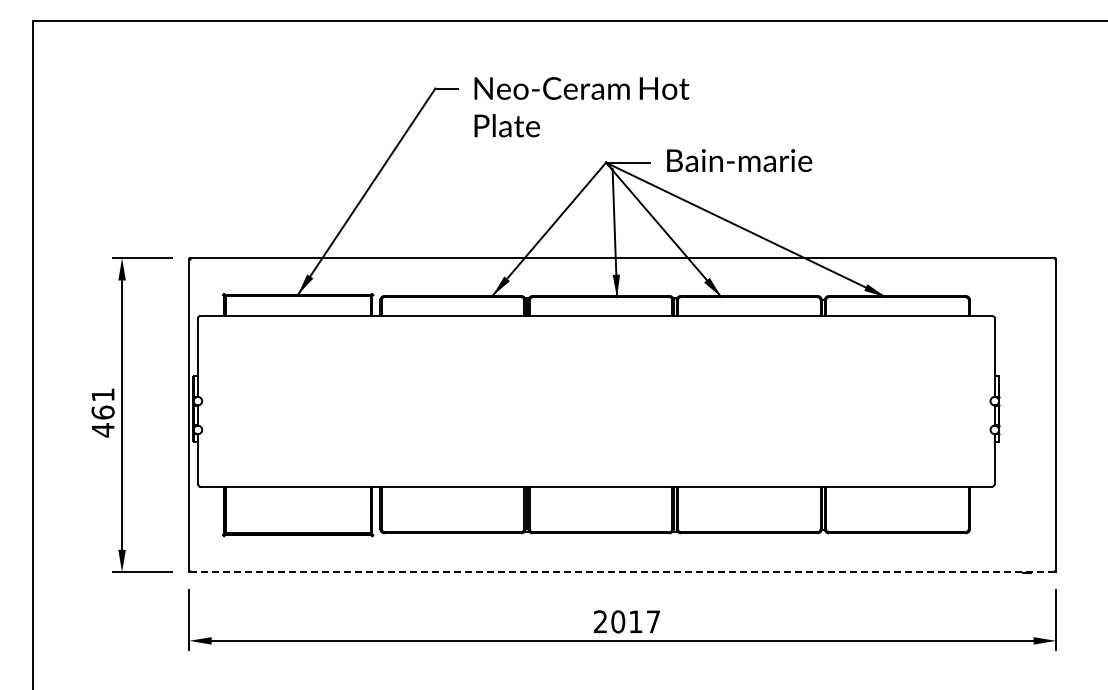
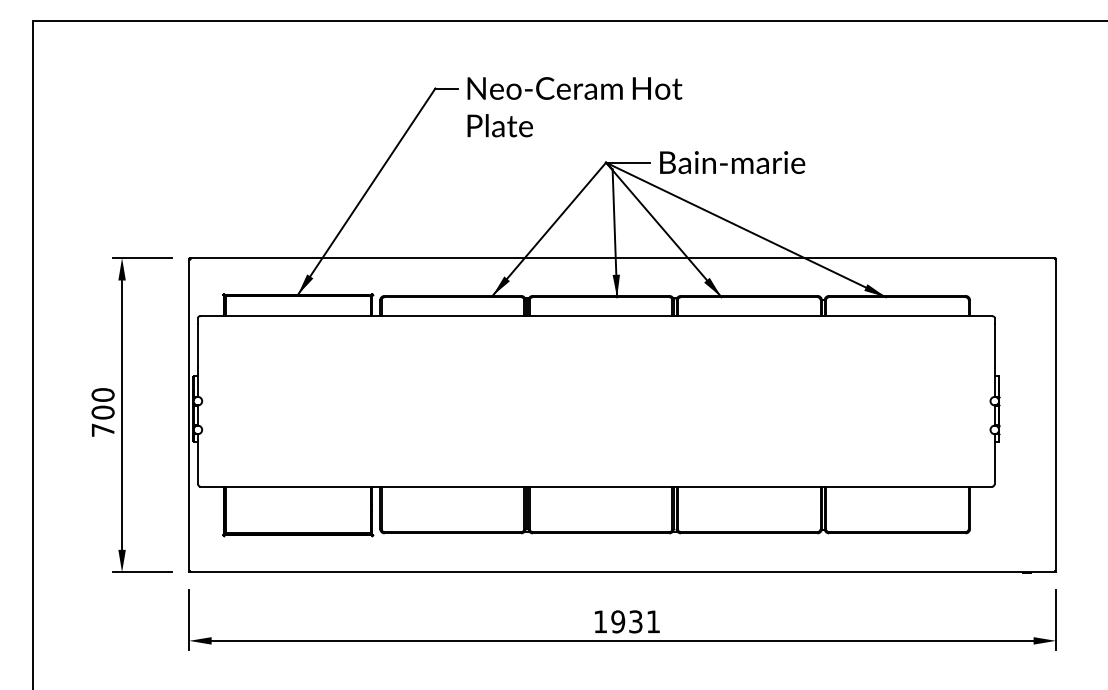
text position: (581, 107) -> (574, 107) (574, 107)
text position: (739, 160) -> (732, 162) (732, 162)
text: 461 -> 700 (102, 412)
line: dashed -> solid (622, 572)
text: 2017 -> 1931 (626, 621)
